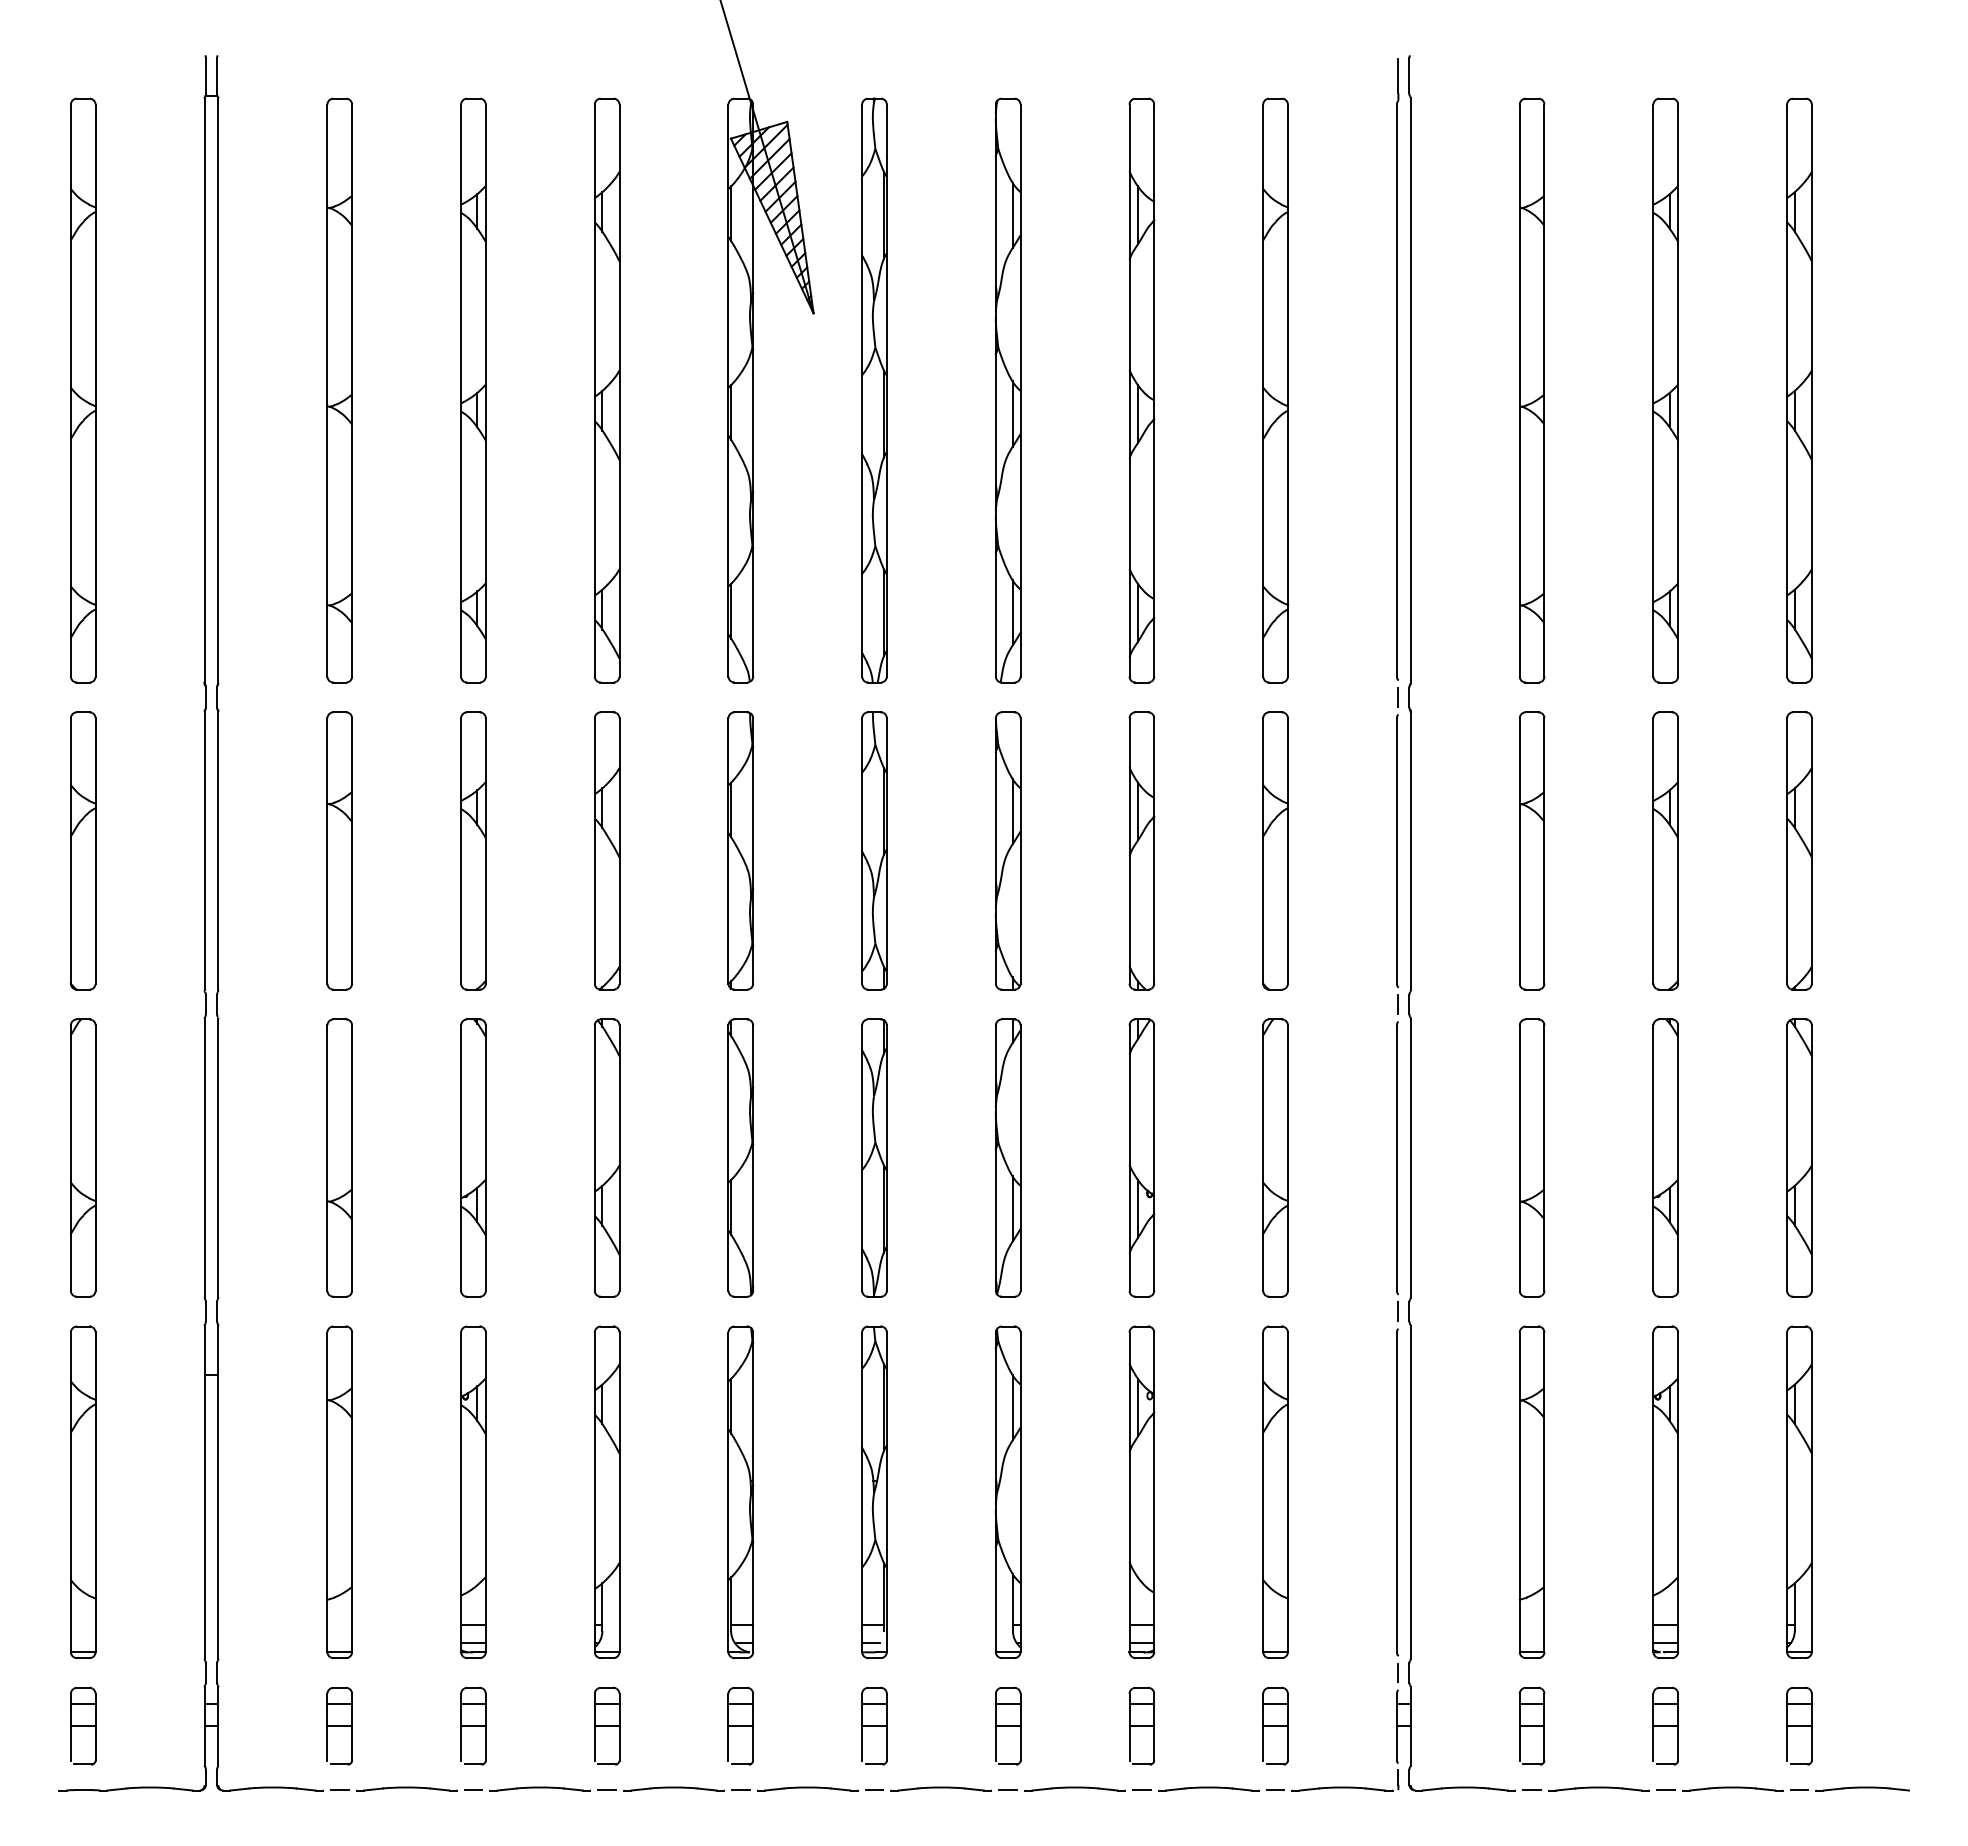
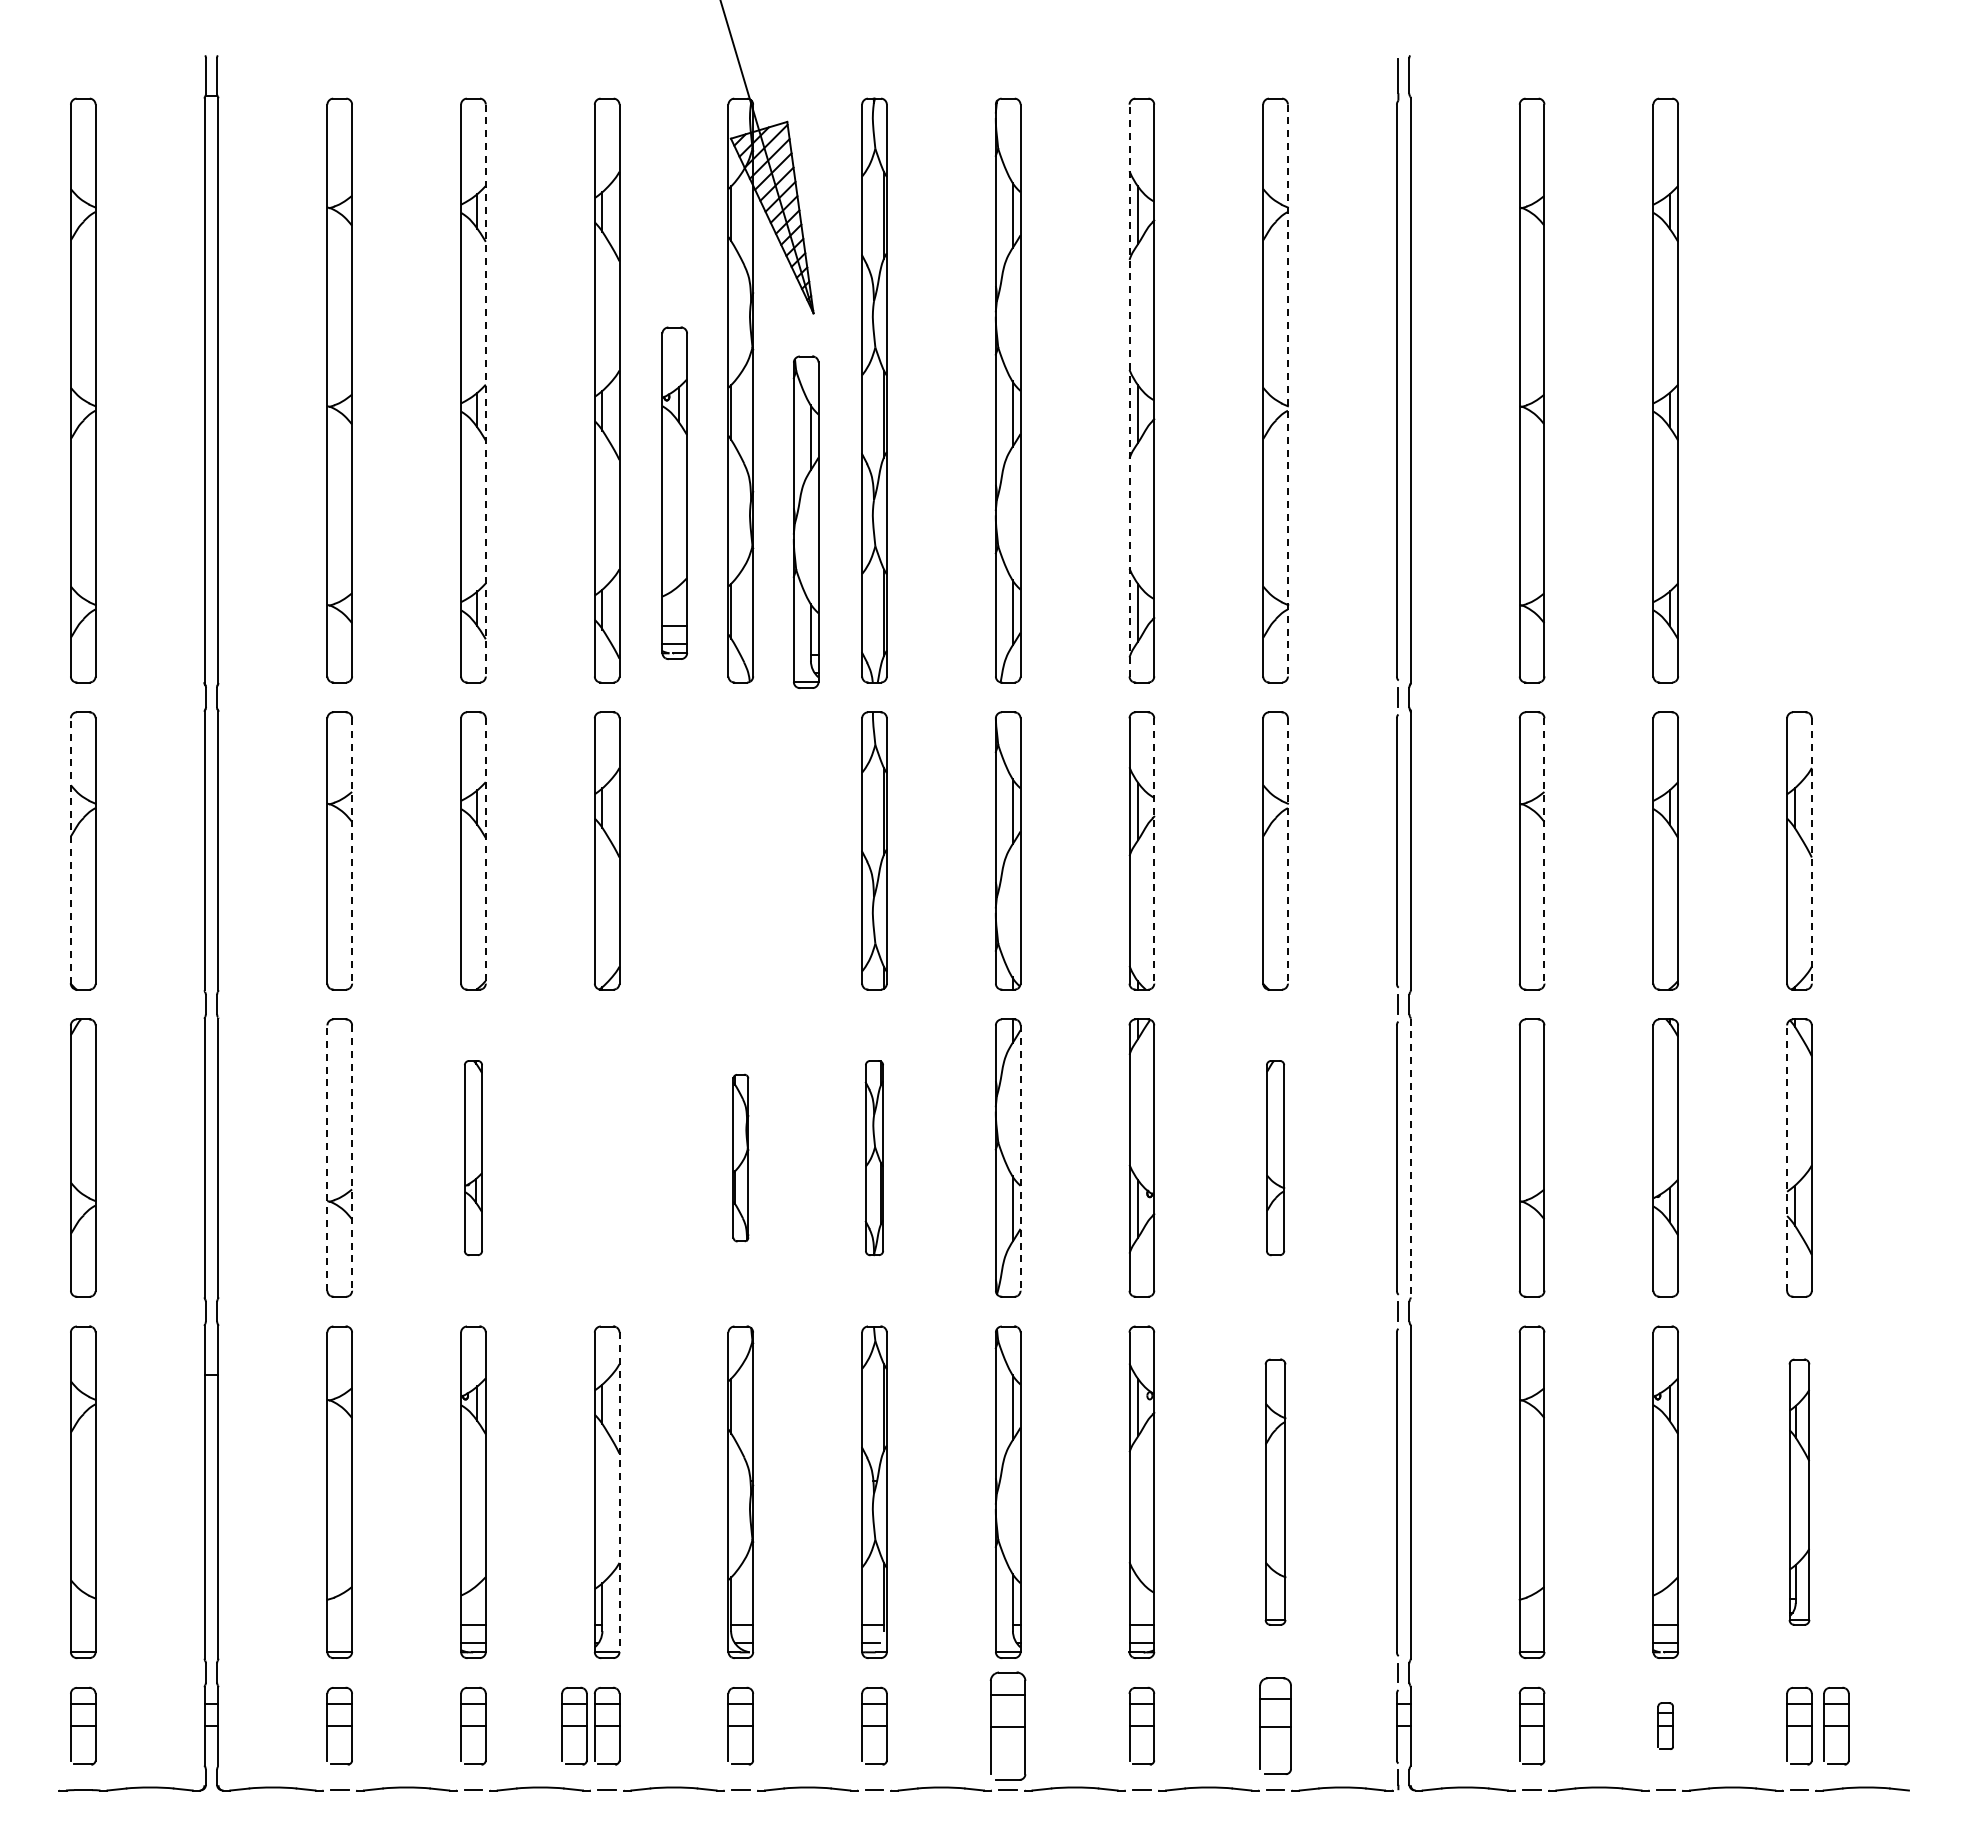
line: solid -> dashed (1129, 390)
part: present -> none (1799, 390)
line: solid -> dashed (485, 391)
line: solid -> dashed (1287, 391)
part: none -> present (674, 492)
part: none -> present (805, 521)
line: solid -> dashed (352, 850)
line: solid -> dashed (485, 850)
part: present -> none (740, 850)
line: solid -> dashed (1154, 850)
line: solid -> dashed (1287, 850)
line: solid -> dashed (1544, 850)
line: solid -> dashed (1811, 850)
line: solid -> dashed (70, 851)
part size: 27x280 px -> 19x197 px (473, 1158)
part: present -> none (607, 1157)
part size: 28x280 px -> 18x170 px (740, 1157)
part size: 27x280 px -> 20x197 px (873, 1158)
part size: 27x280 px -> 20x197 px (1275, 1158)
line: solid -> dashed (327, 1158)
line: solid -> dashed (352, 1158)
line: solid -> dashed (1020, 1158)
line: solid -> dashed (1410, 1158)
line: solid -> dashed (1787, 1158)
part size: 27x334 px -> 23x268 px (1275, 1491)
part size: 27x334 px -> 23x268 px (1799, 1491)
line: solid -> dashed (619, 1492)
part: none -> present (574, 1725)
part size: 27x80 px -> 38x110 px (1007, 1725)
part size: 27x80 px -> 33x98 px (1275, 1725)
part size: 27x80 px -> 17x48 px (1665, 1725)
part: none -> present (1836, 1725)
